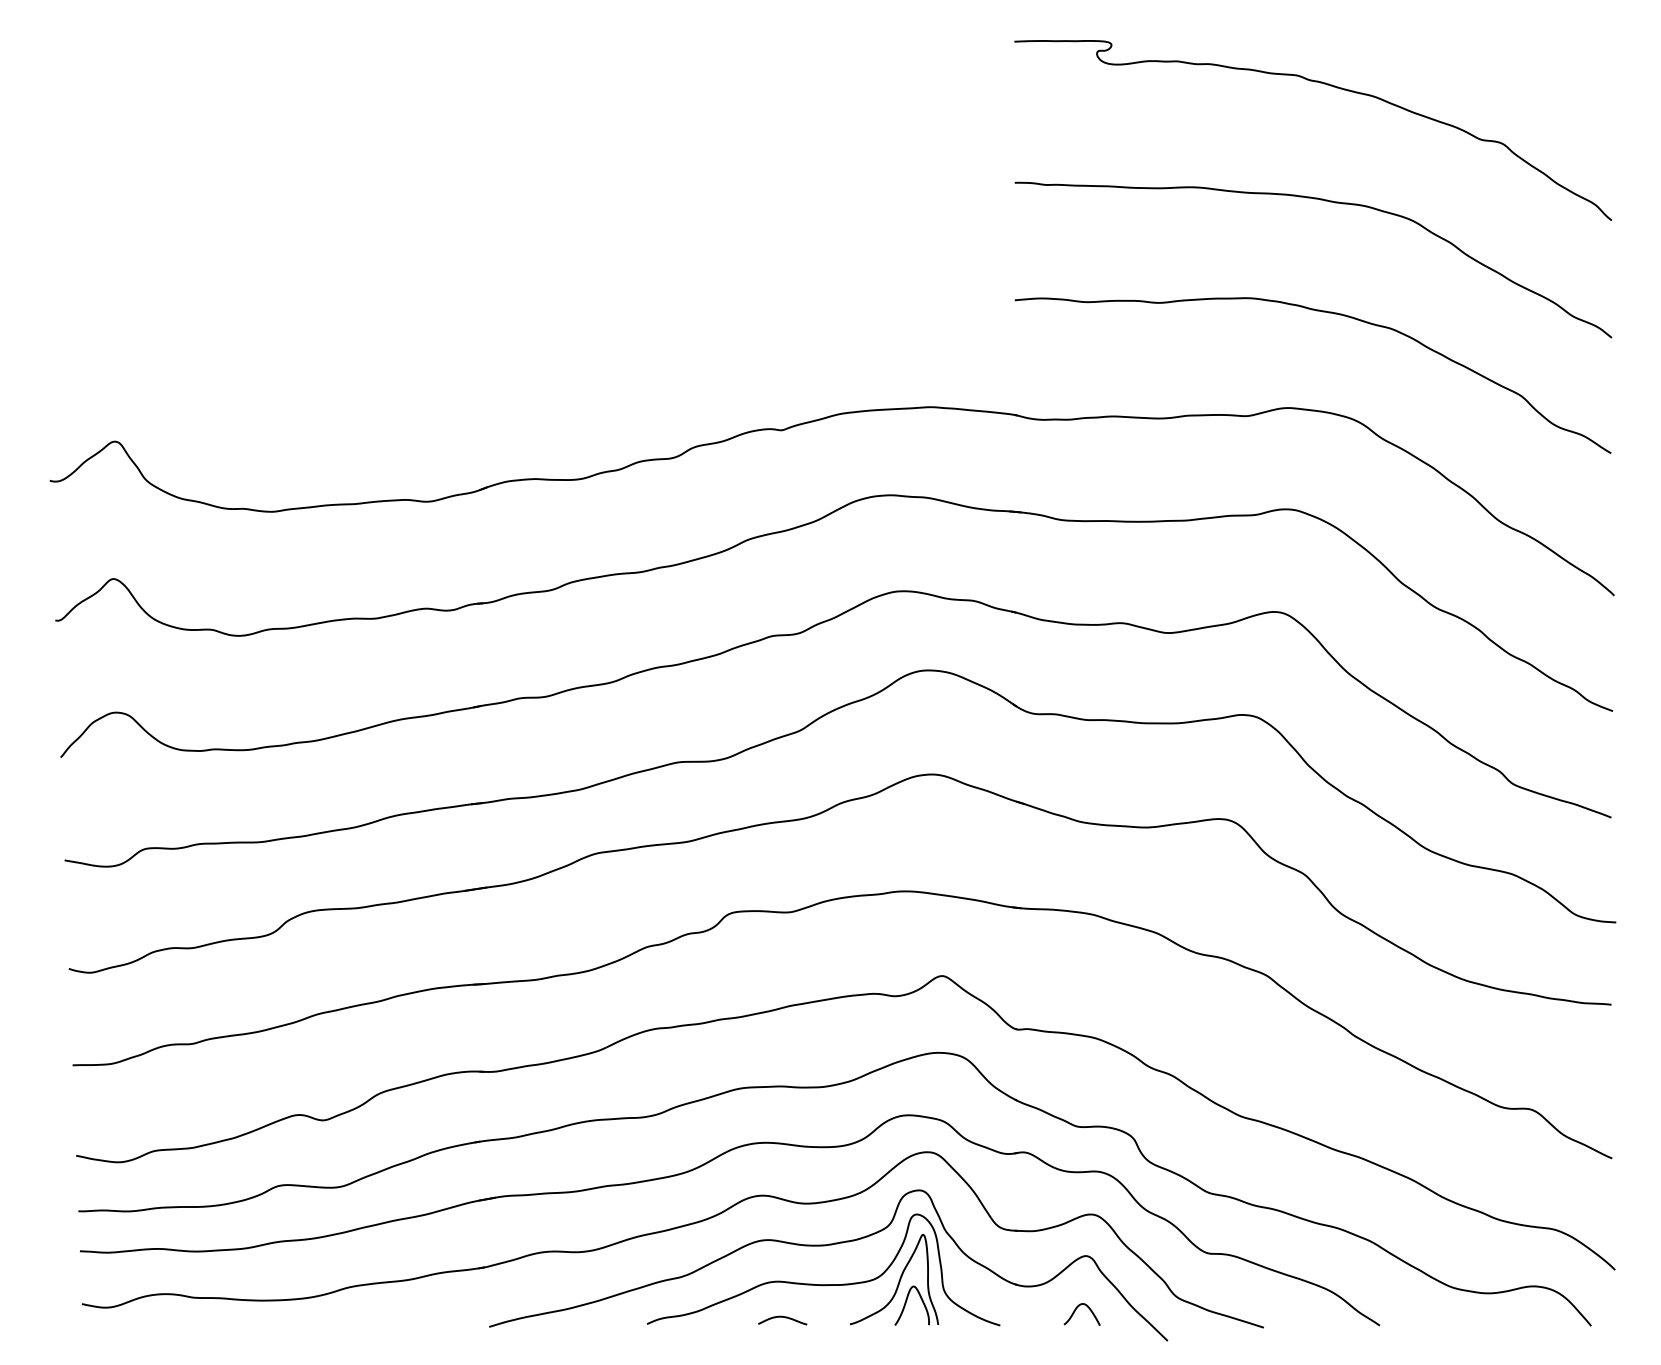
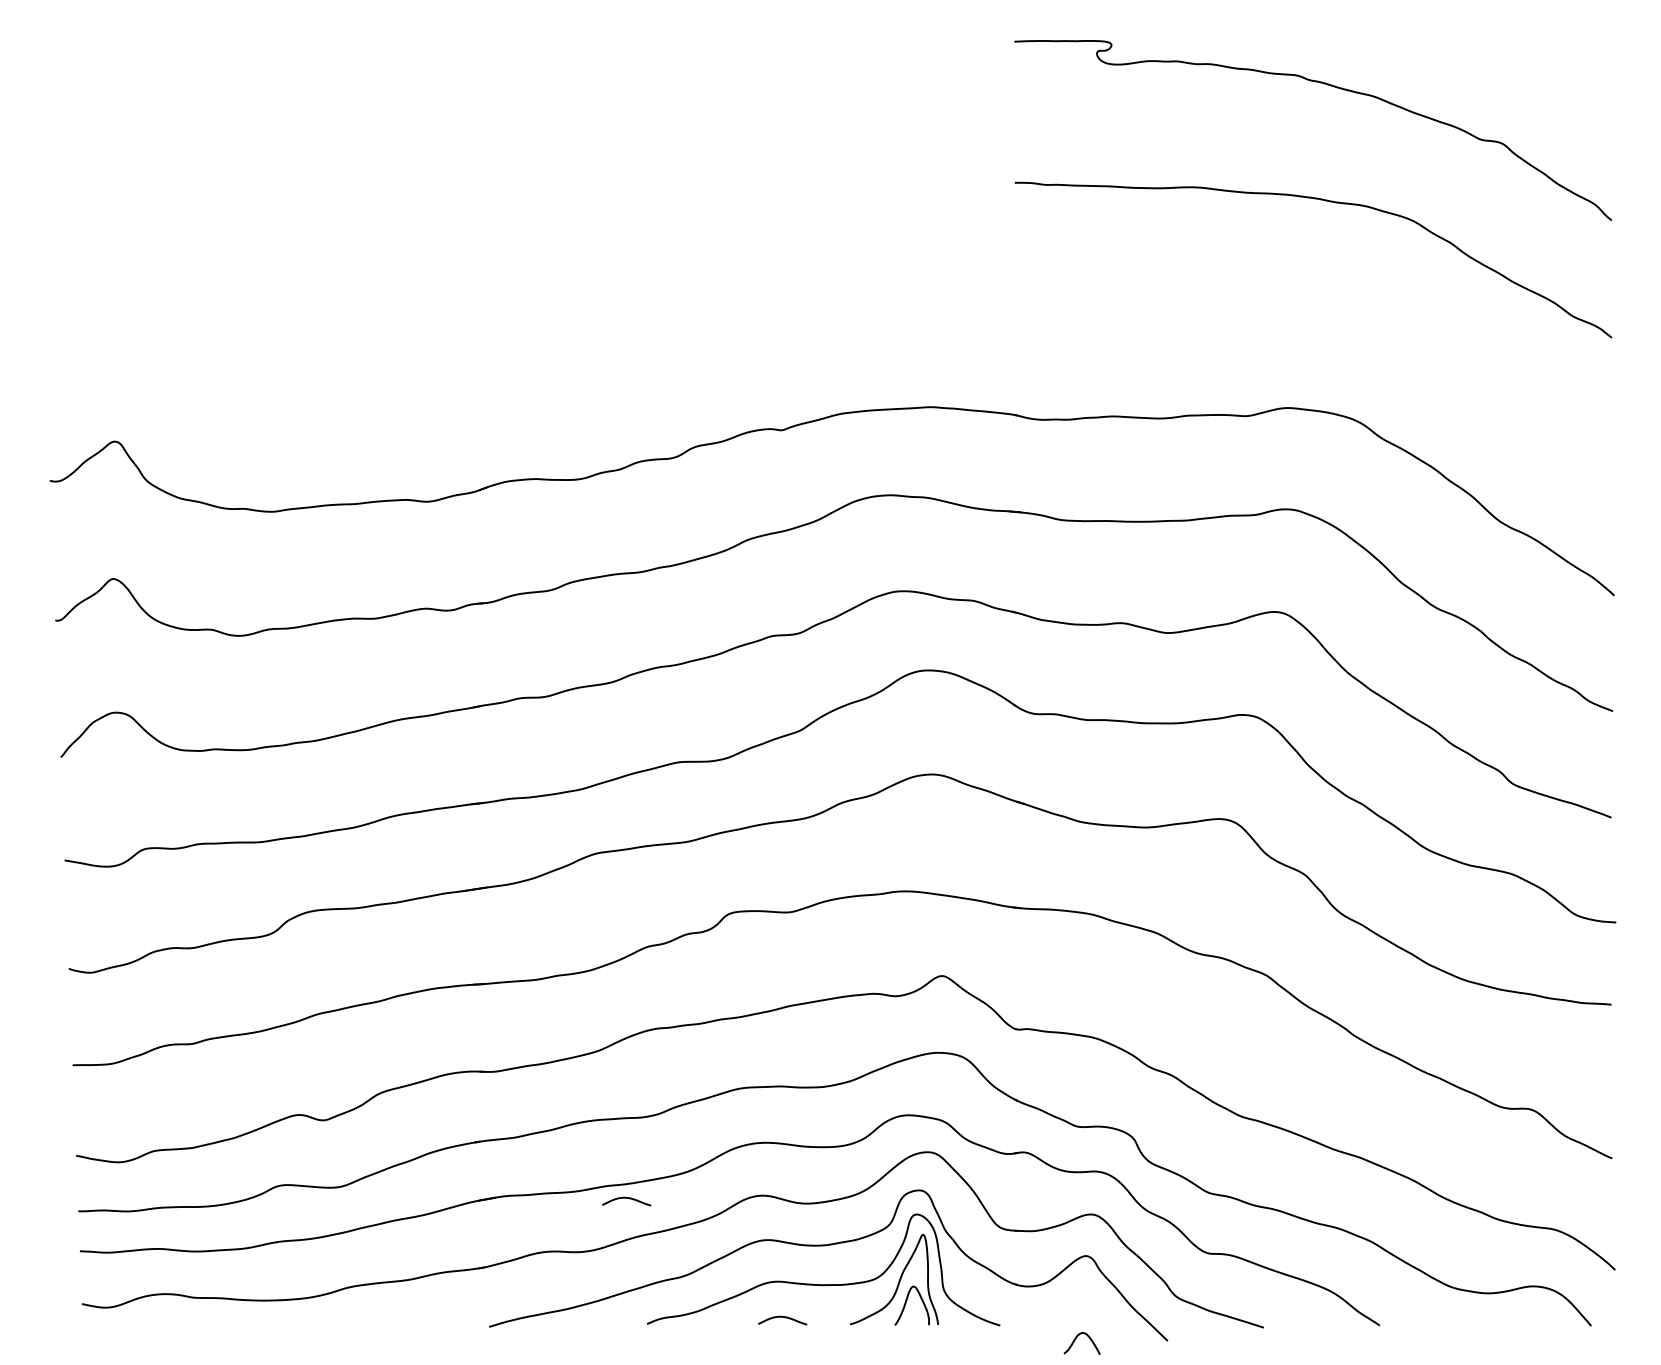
curve: present -> none (1322, 312)
curve: none -> present (626, 1198)
curve position: (1075, 1311) -> (1075, 1340) (1075, 1340)
